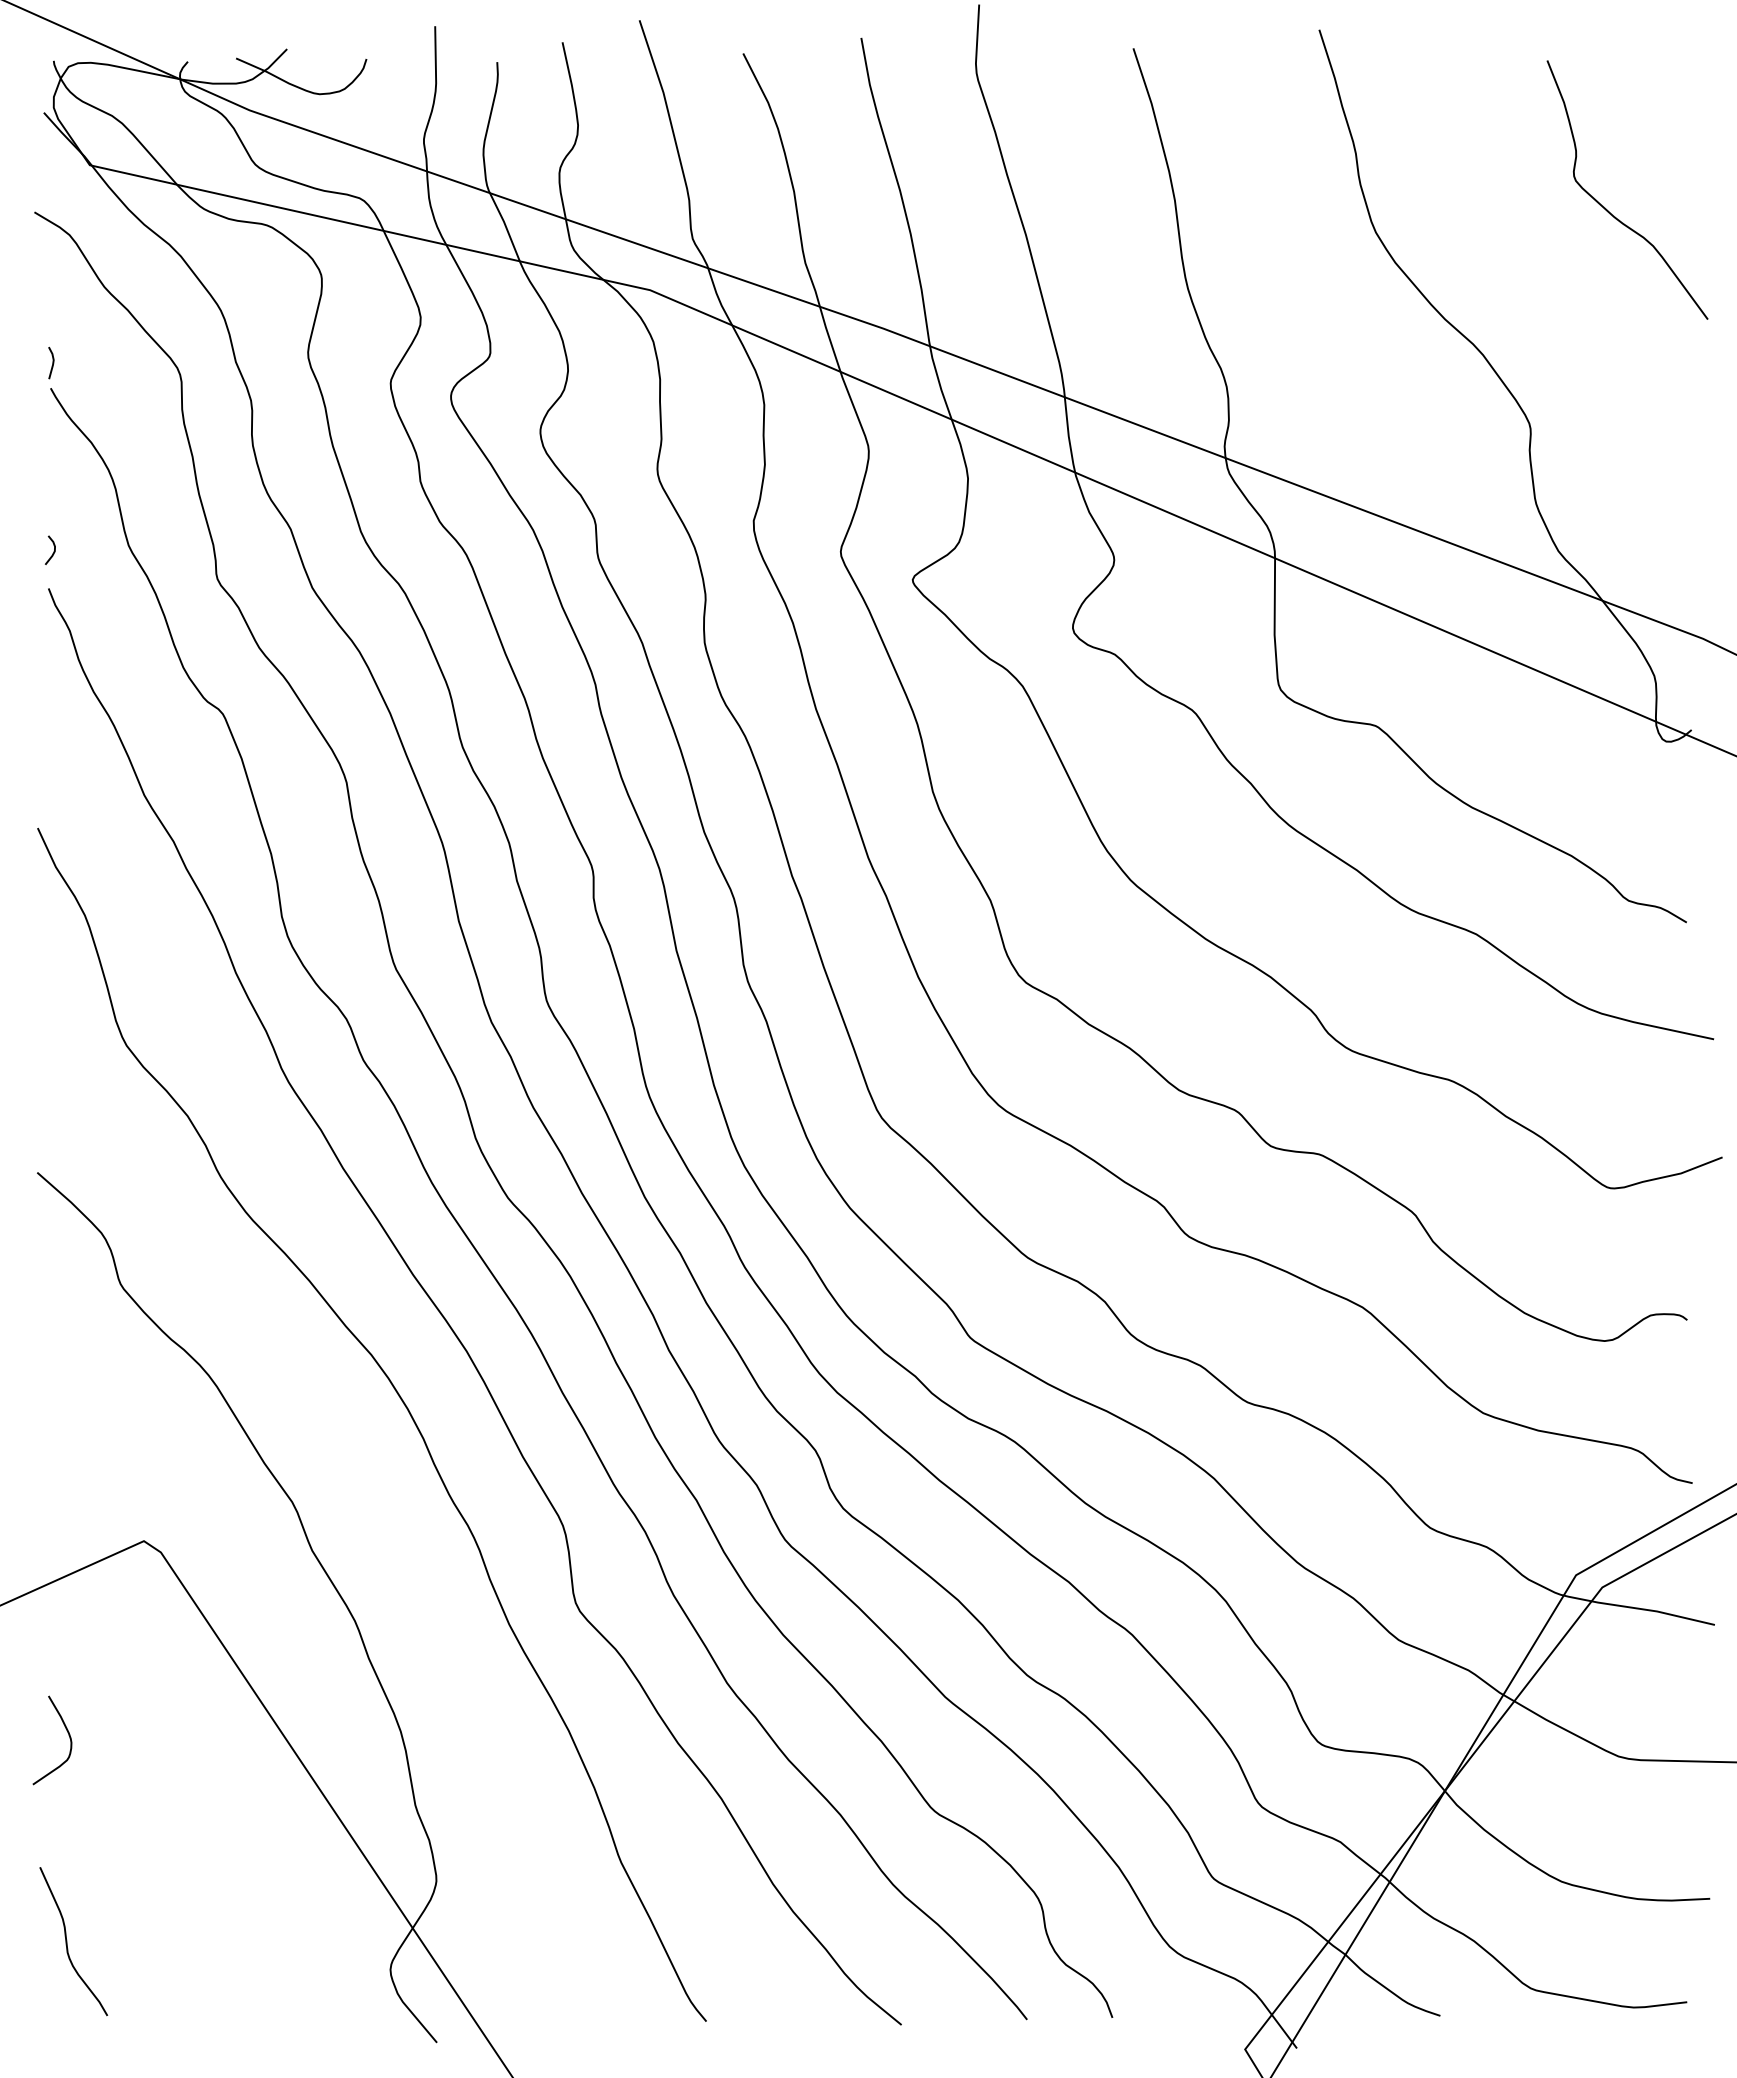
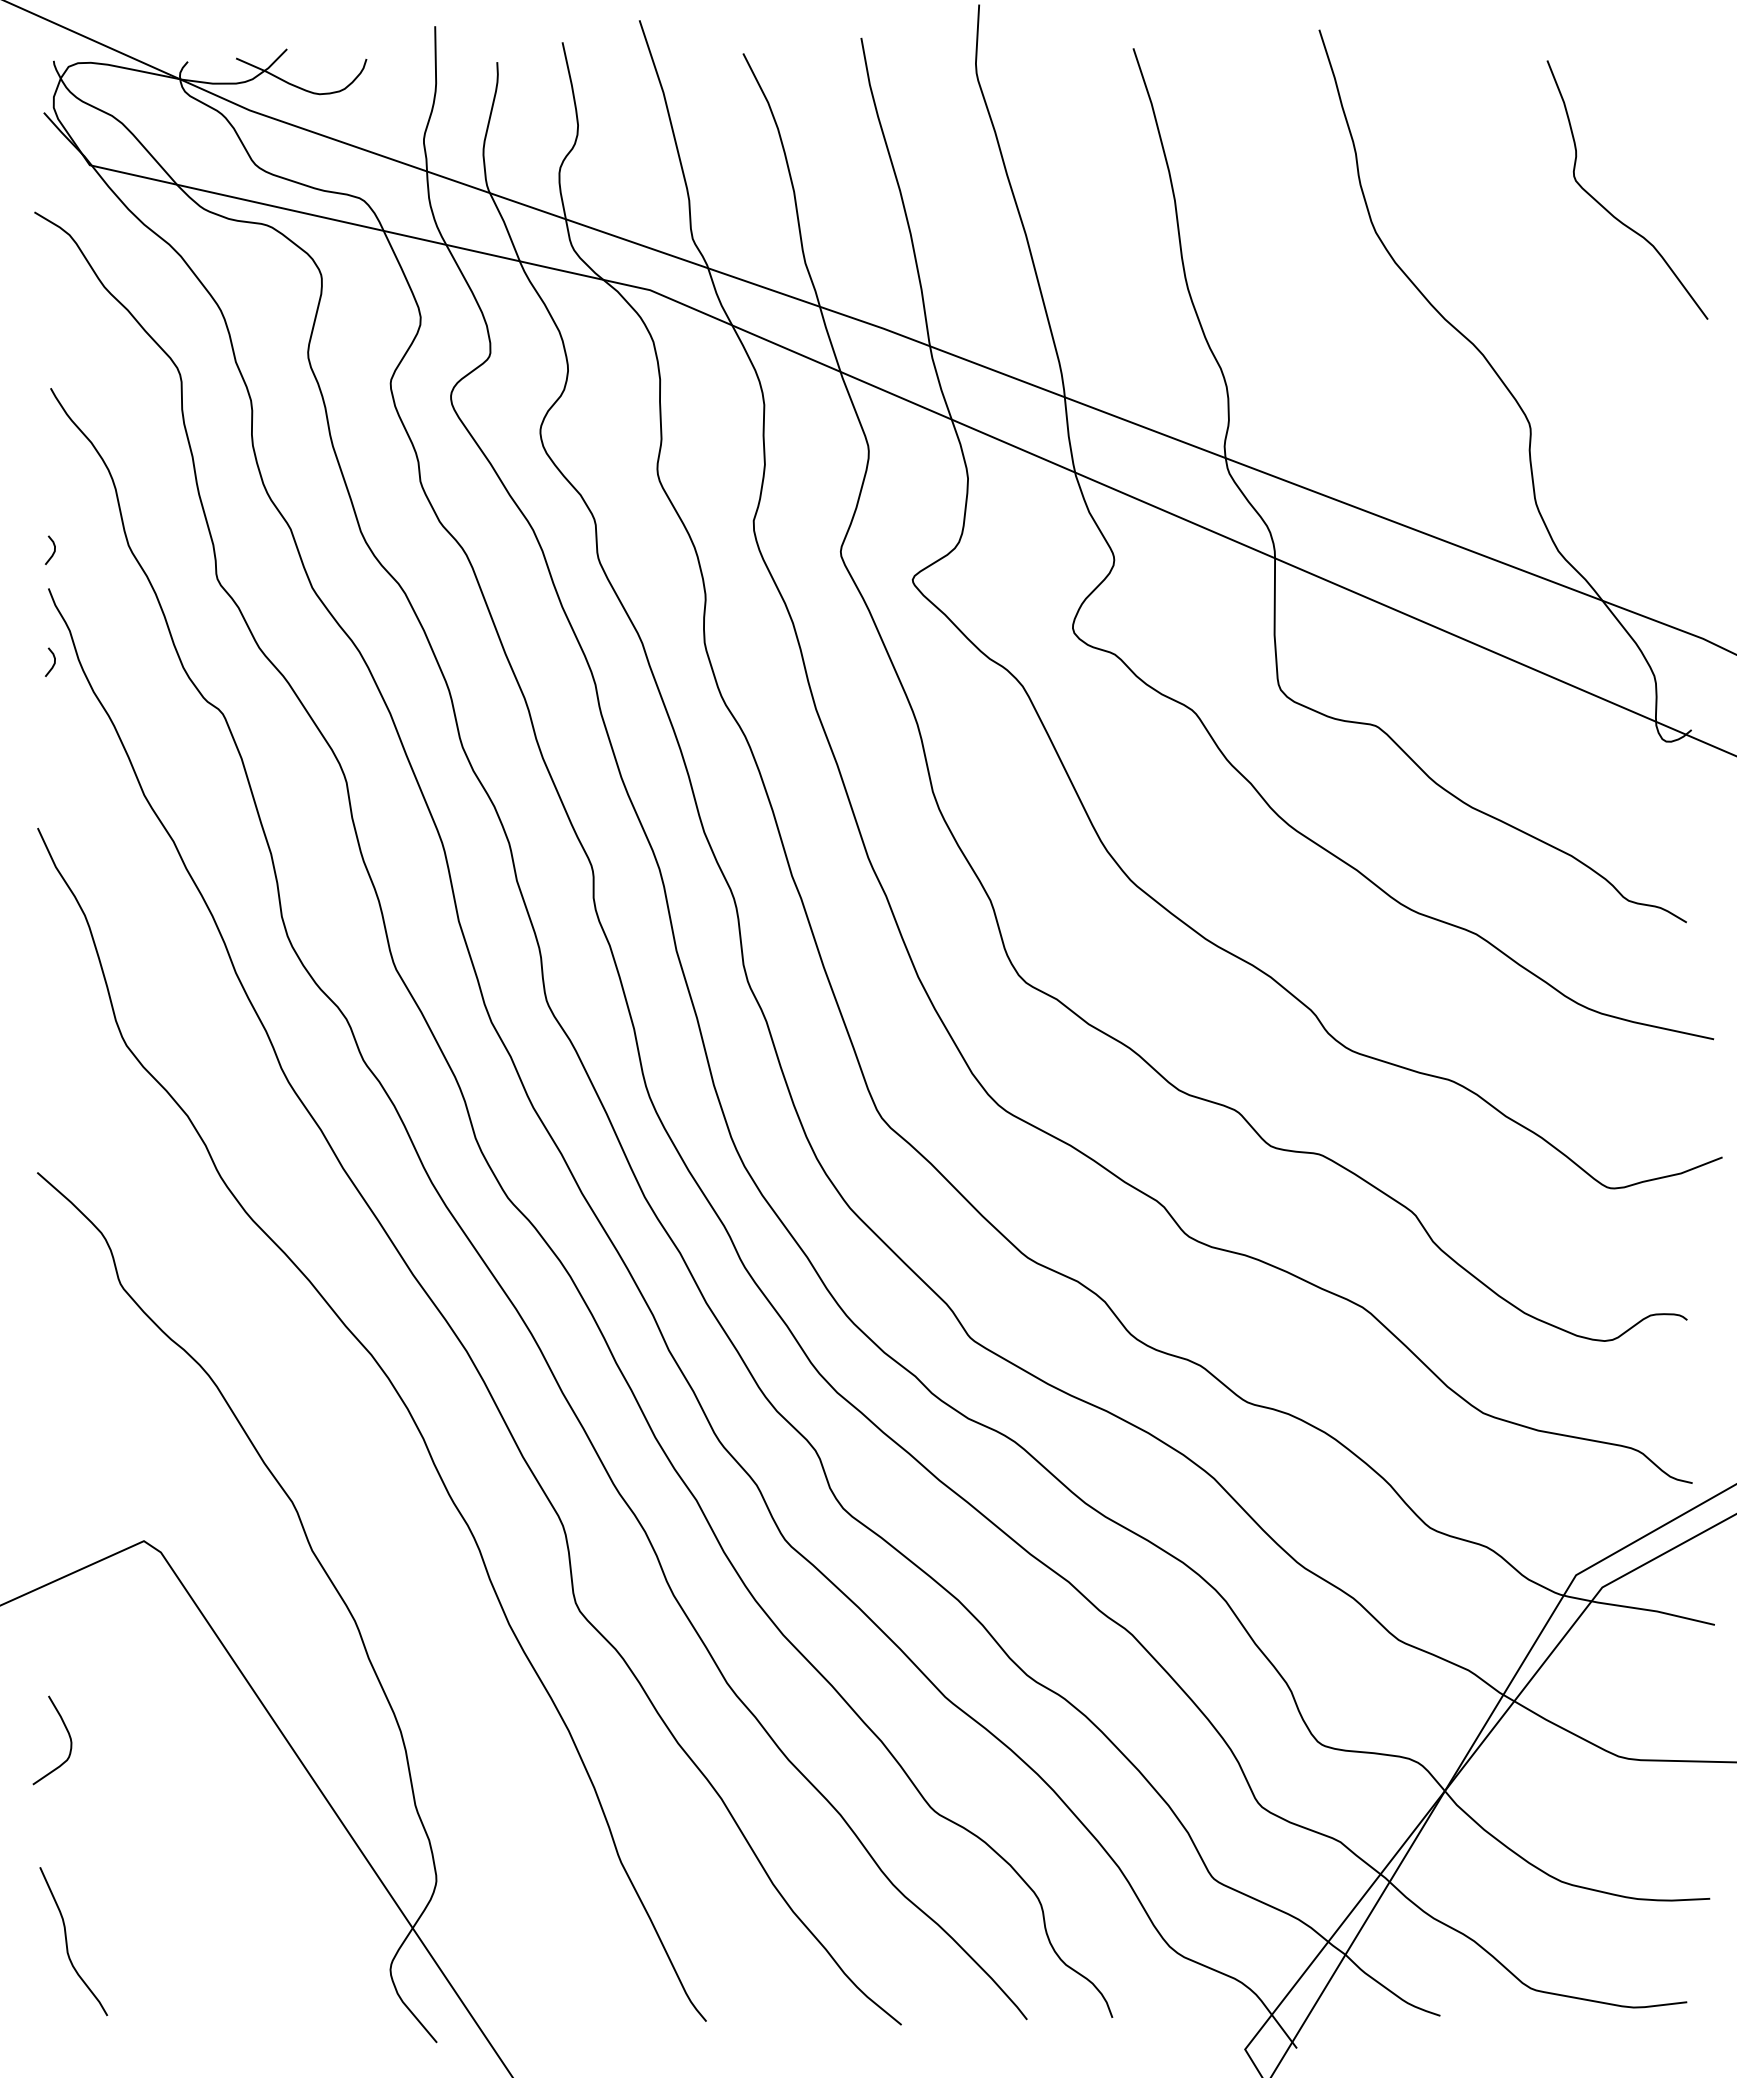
line: present -> none (52, 362)
curve: none -> present (53, 663)
